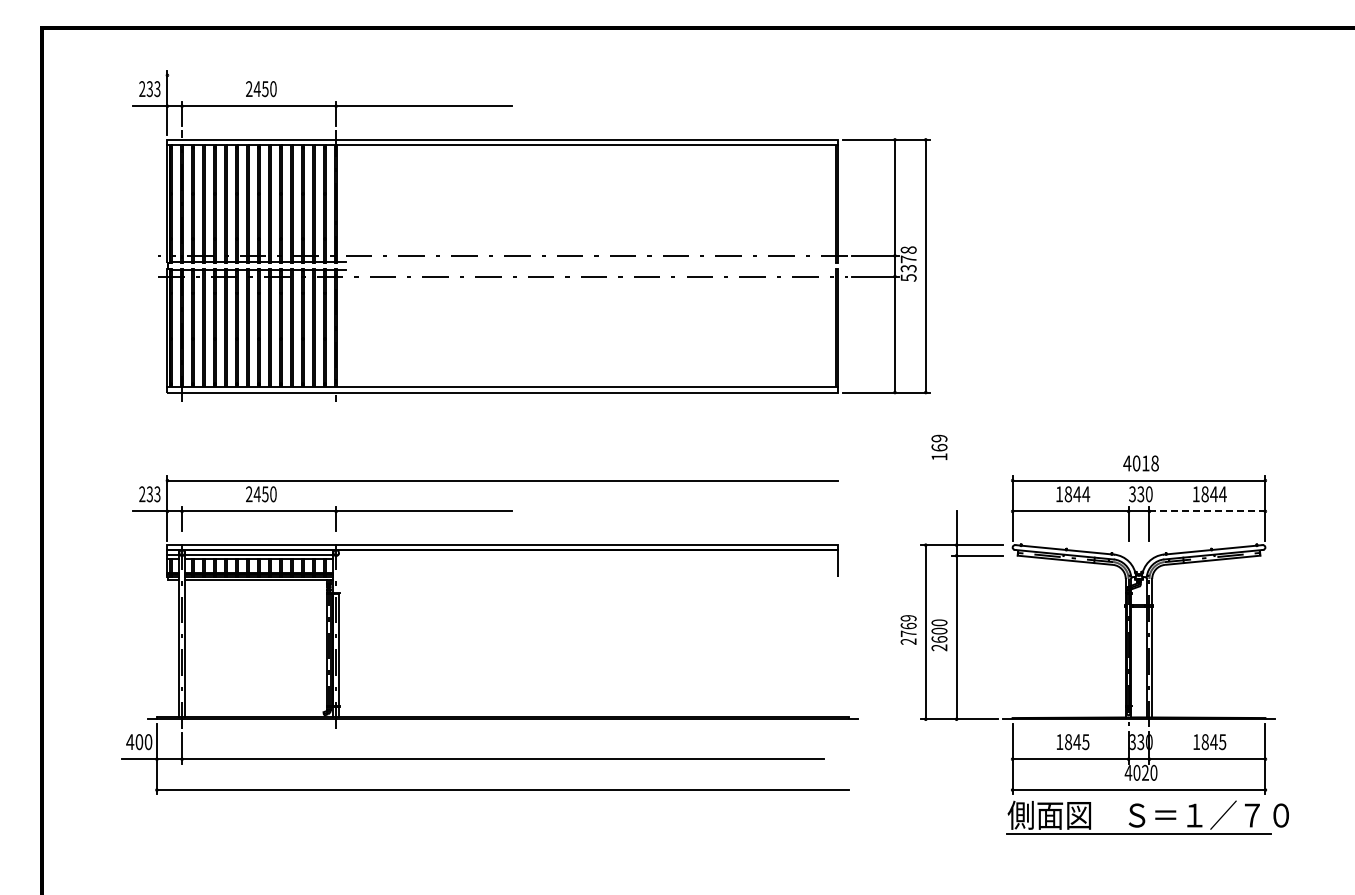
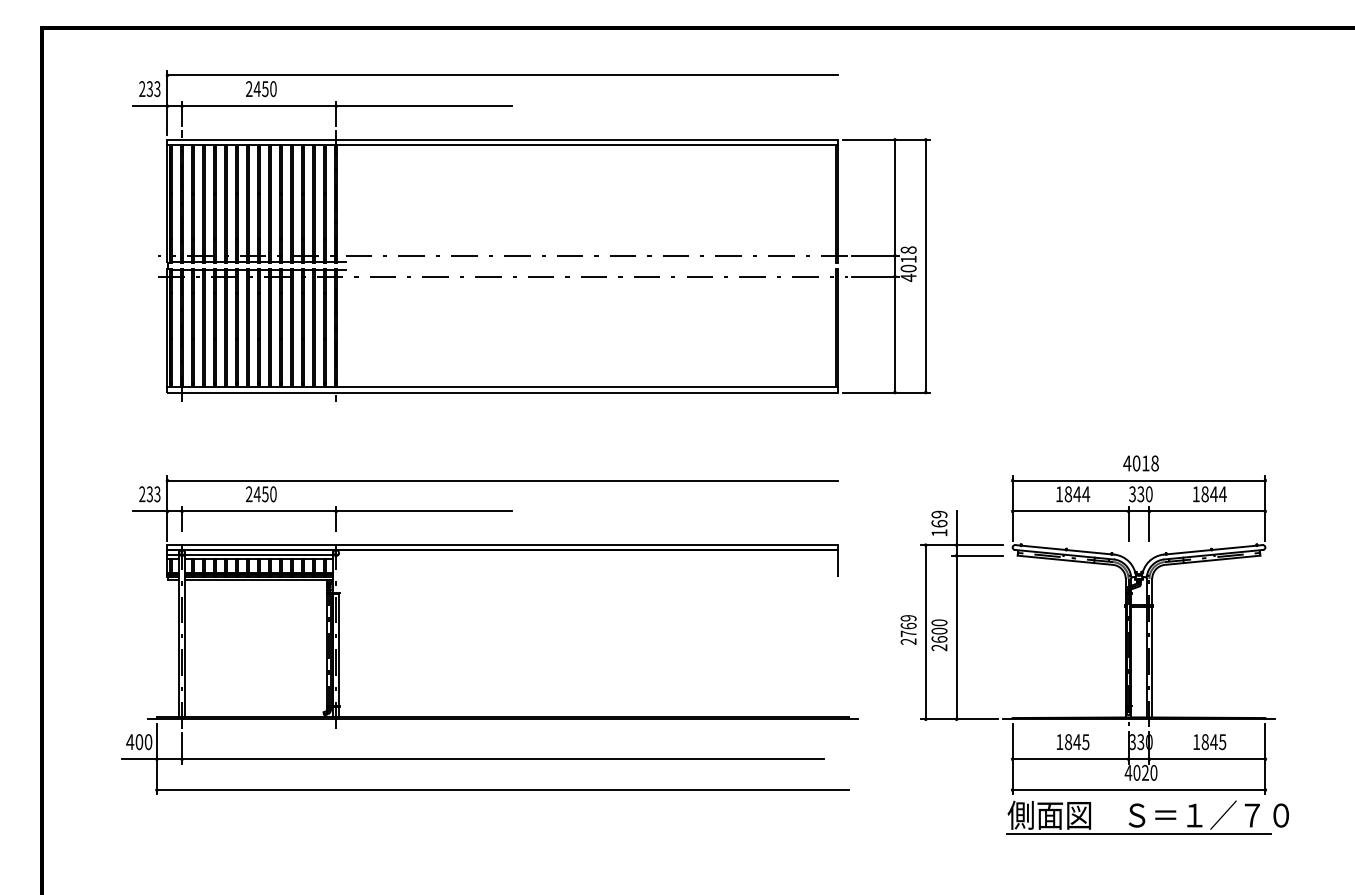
line: none -> present (502, 75)
text: 5378 -> 4018 (908, 268)
text position: (939, 447) -> (939, 523) (939, 523)
line: dashed -> solid (1207, 511)
